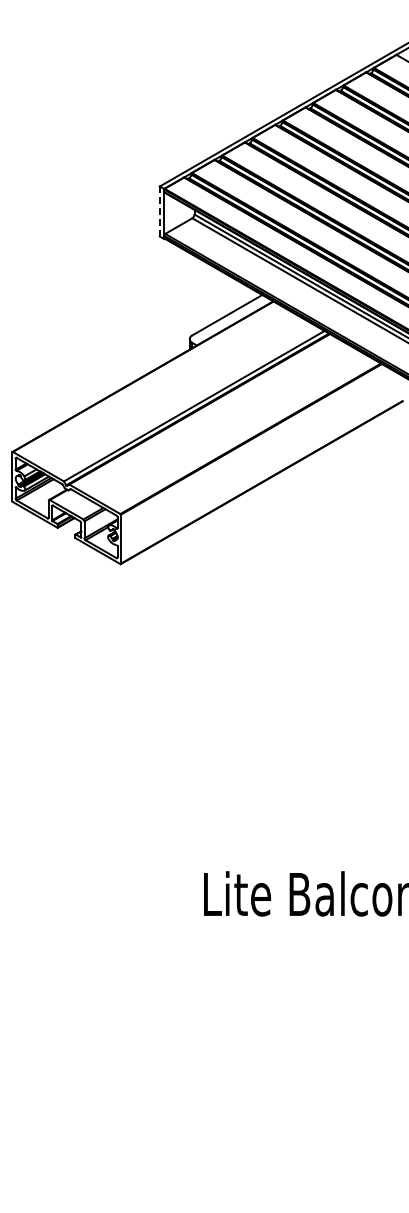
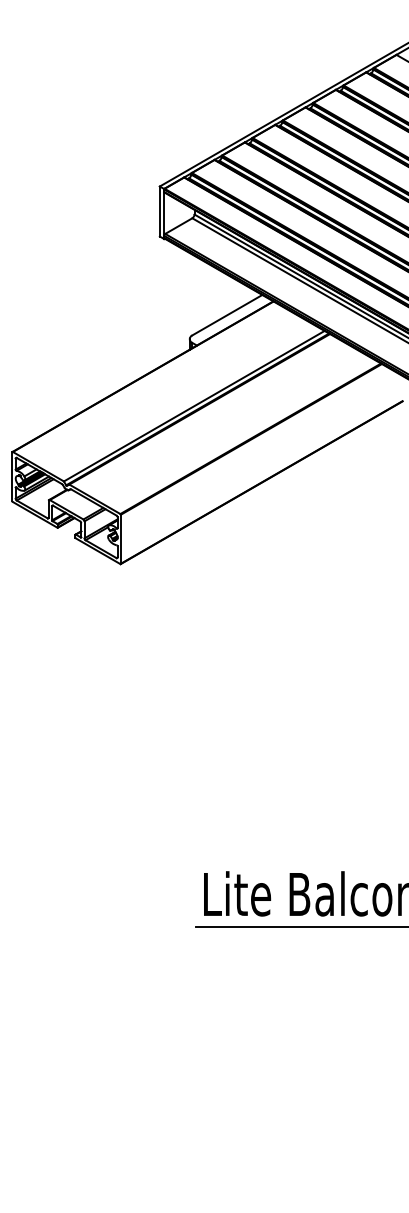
line: dashed -> solid (159, 211)
line: none -> present (300, 927)
